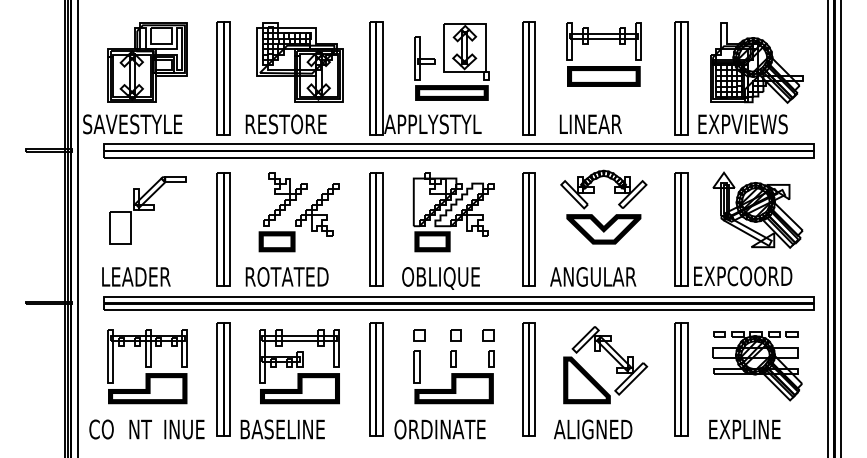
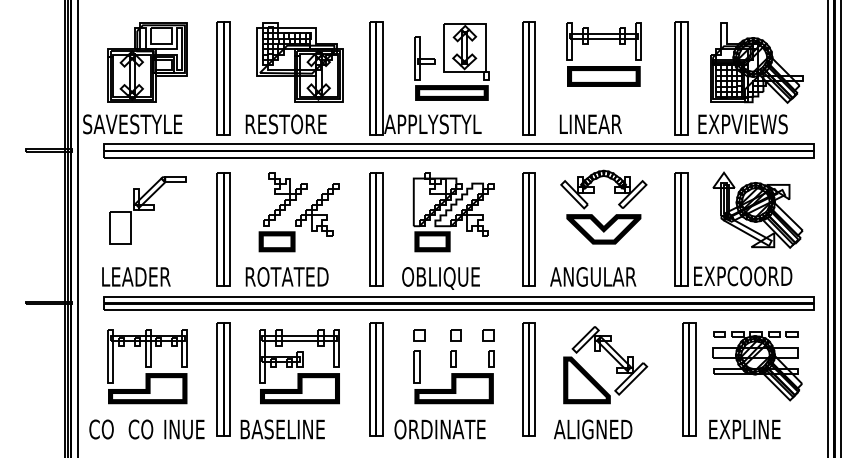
part position: (681, 379) -> (689, 379) (689, 379)
text: NT -> CO (140, 429)
